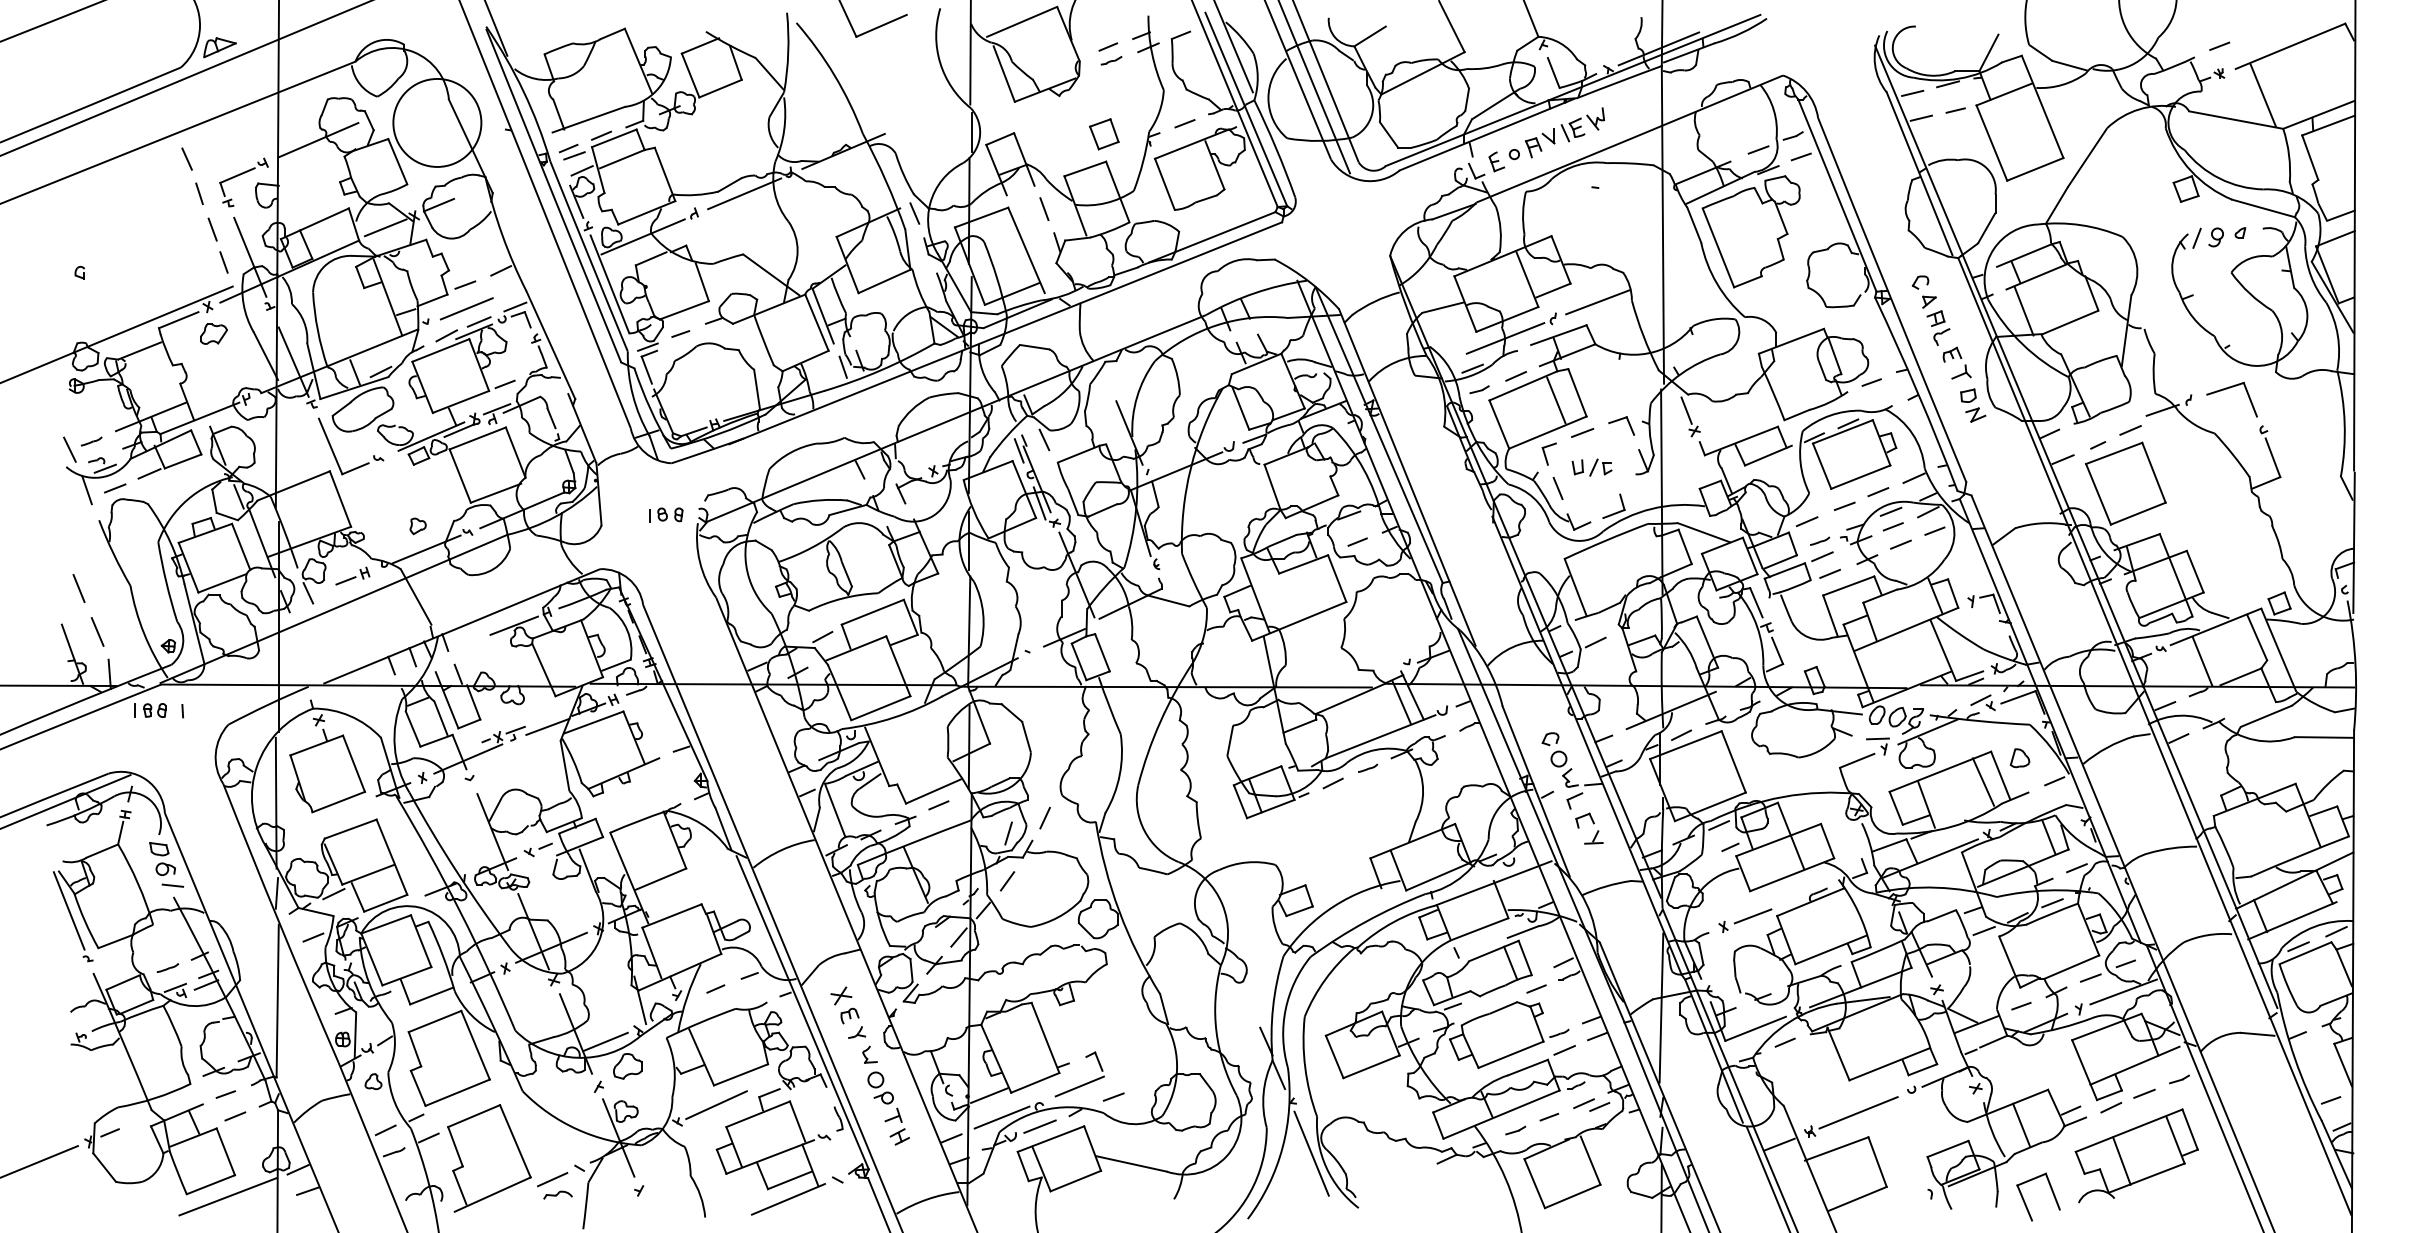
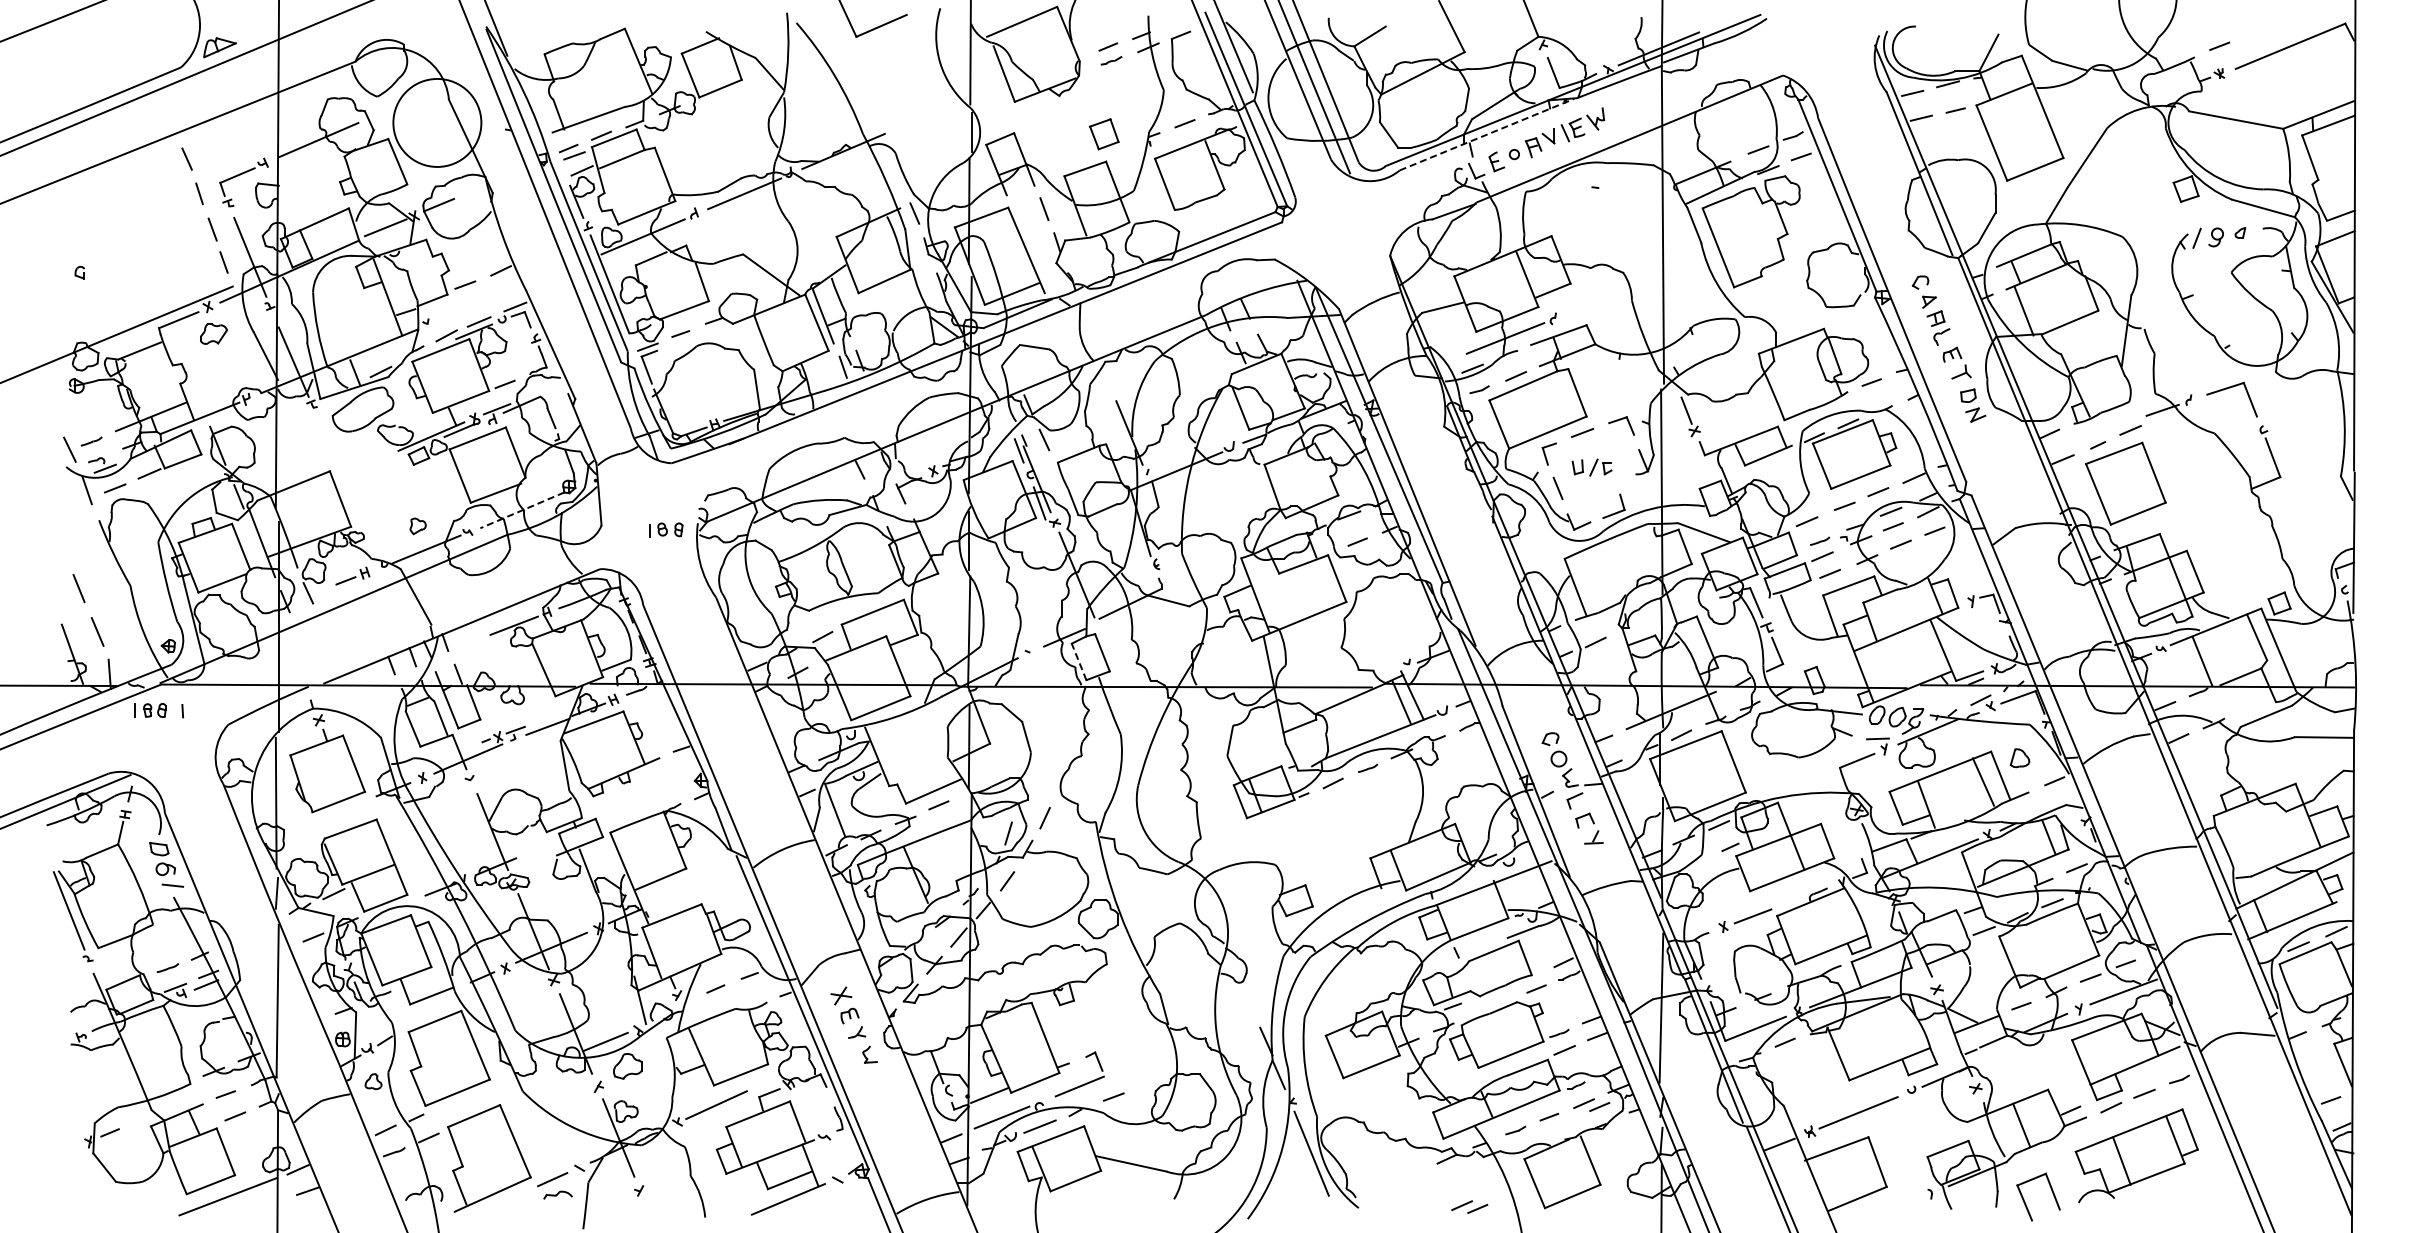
line: present -> none (2262, 94)
line: solid -> dashed (1487, 134)
line: present -> none (1597, 302)
line: present -> none (466, 308)
line: present -> none (1556, 400)
part: present -> none (334, 452)
line: solid -> dashed (522, 510)
part position: (666, 514) -> (666, 529) (666, 529)
line: solid -> dashed (1079, 661)
part: present -> none (537, 849)
line: present -> none (1510, 962)
part: present -> none (888, 1108)
line: present -> none (39, 1161)
part: none -> present (1469, 1206)
